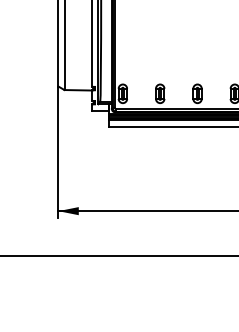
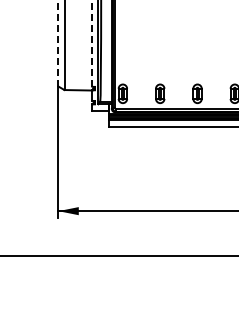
line: solid -> dashed (58, 43)
line: solid -> dashed (92, 43)
